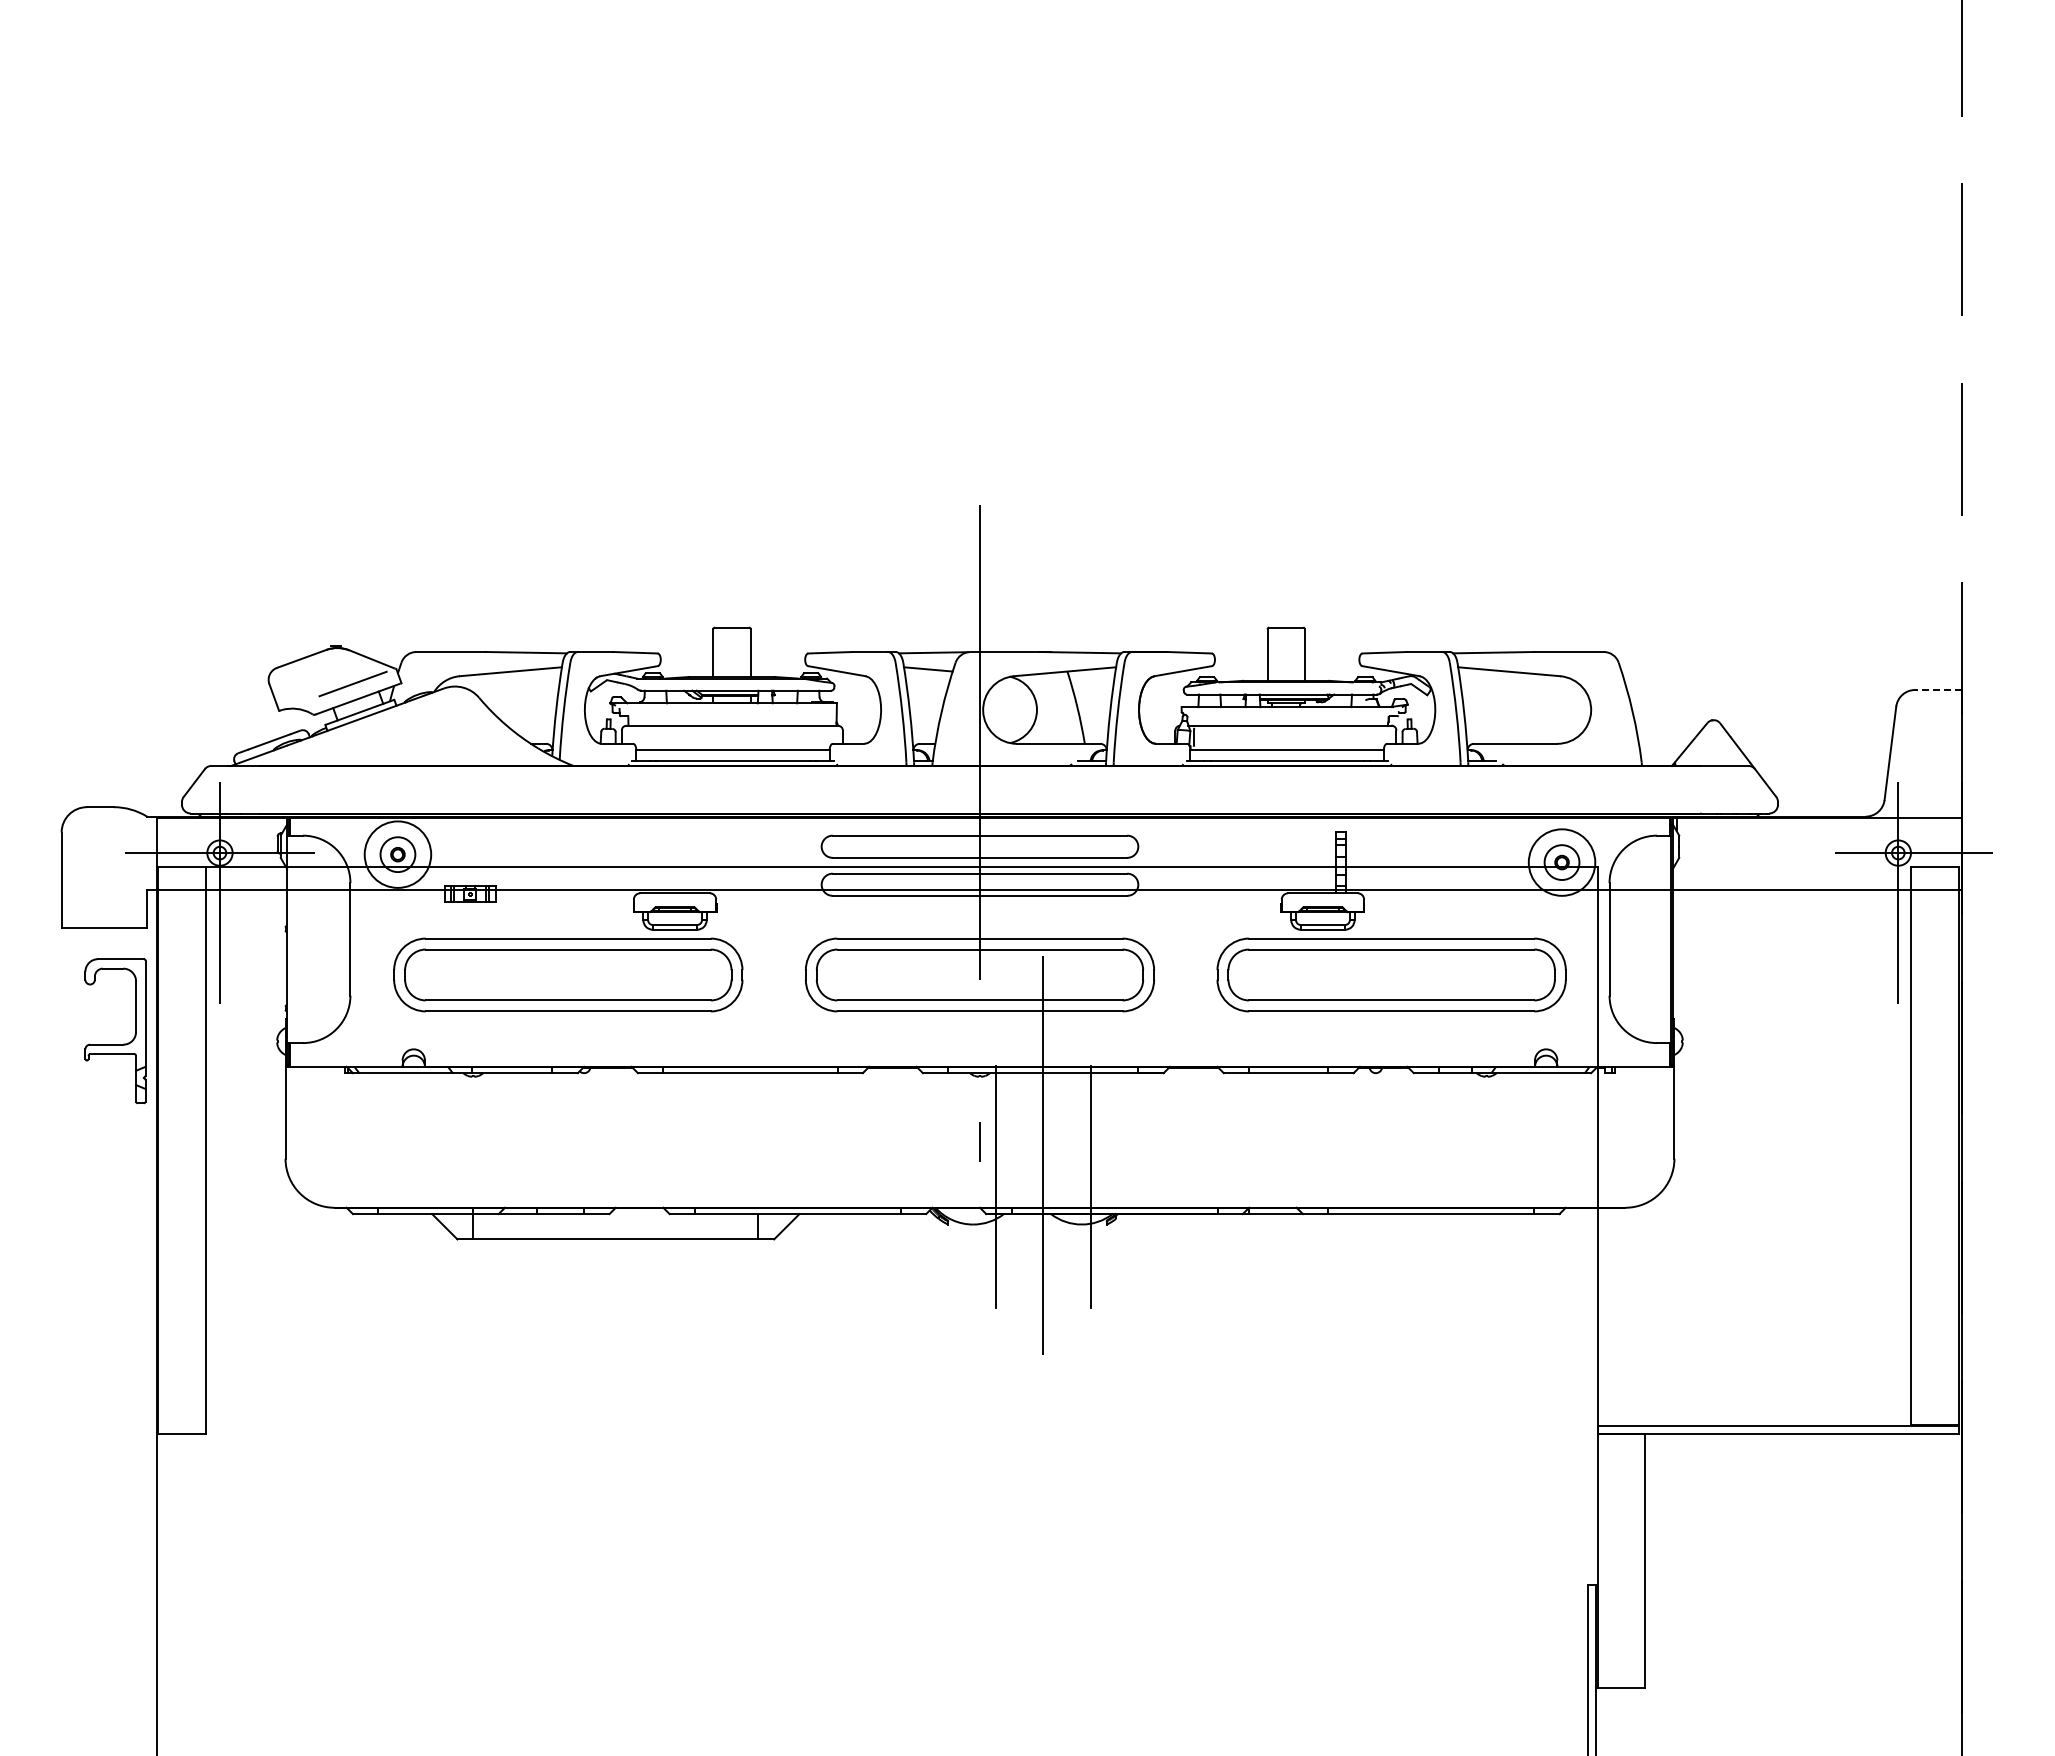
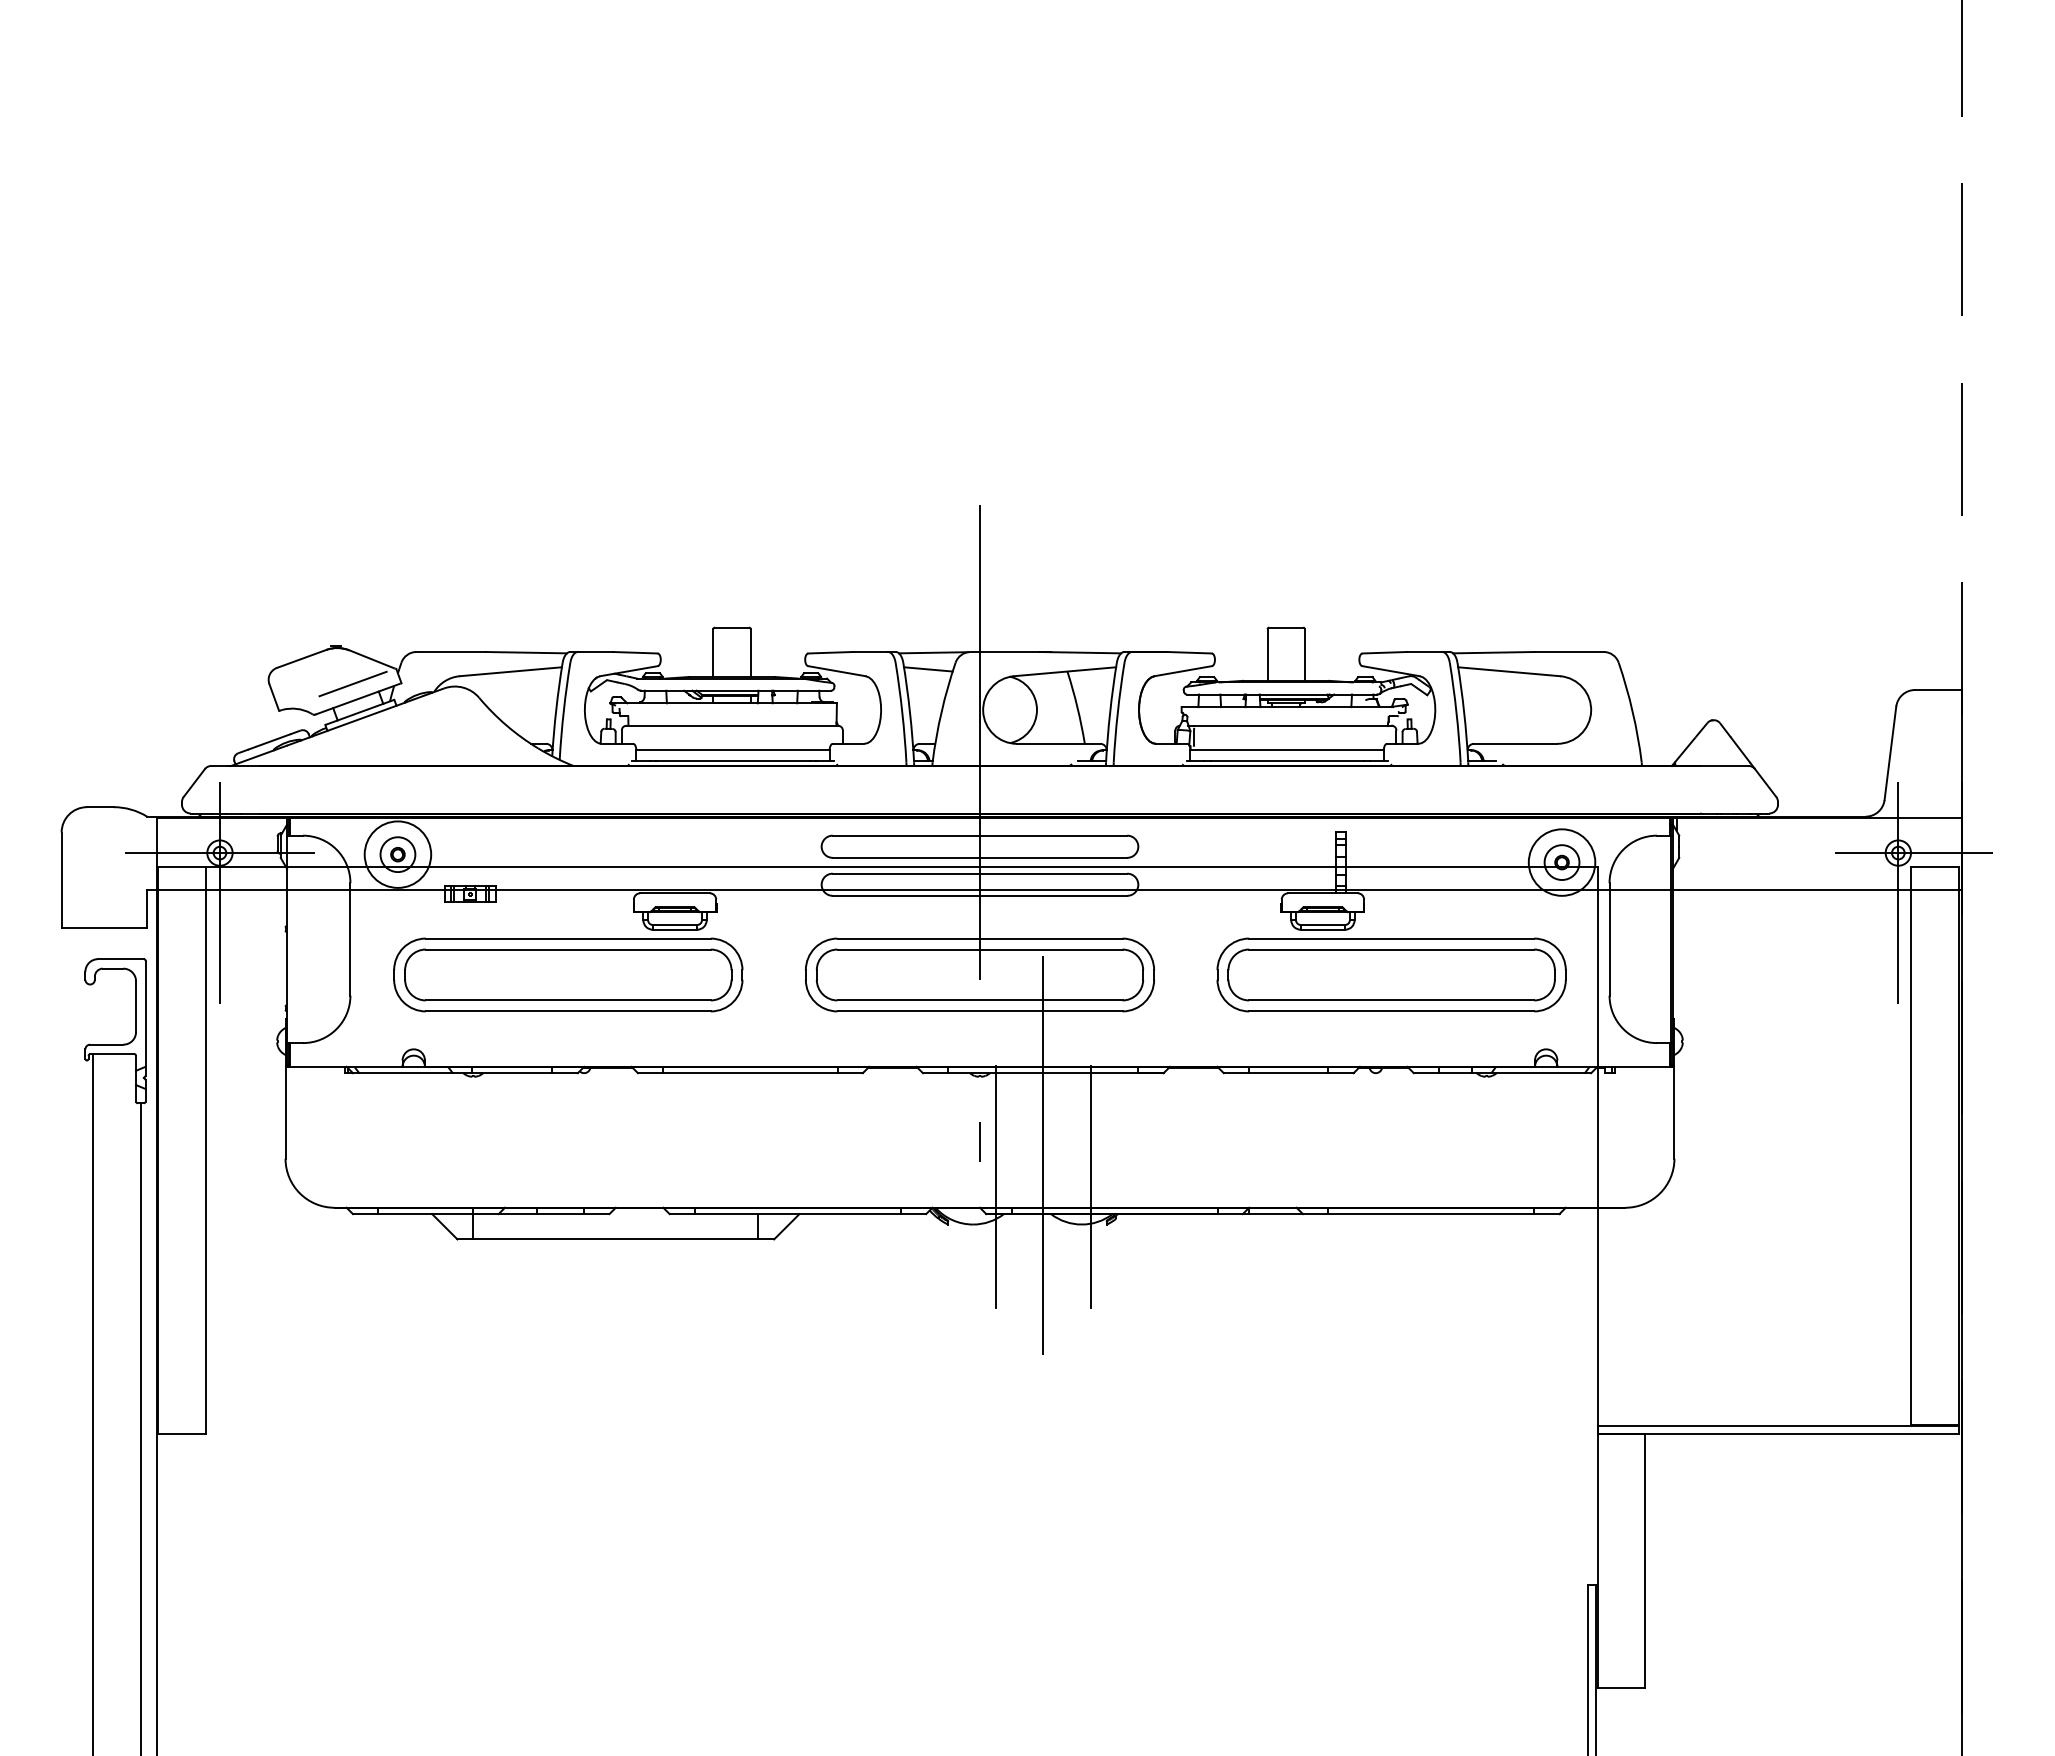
line: dashed -> solid (1937, 690)
line: none -> present (93, 1403)
line: none -> present (140, 1427)
